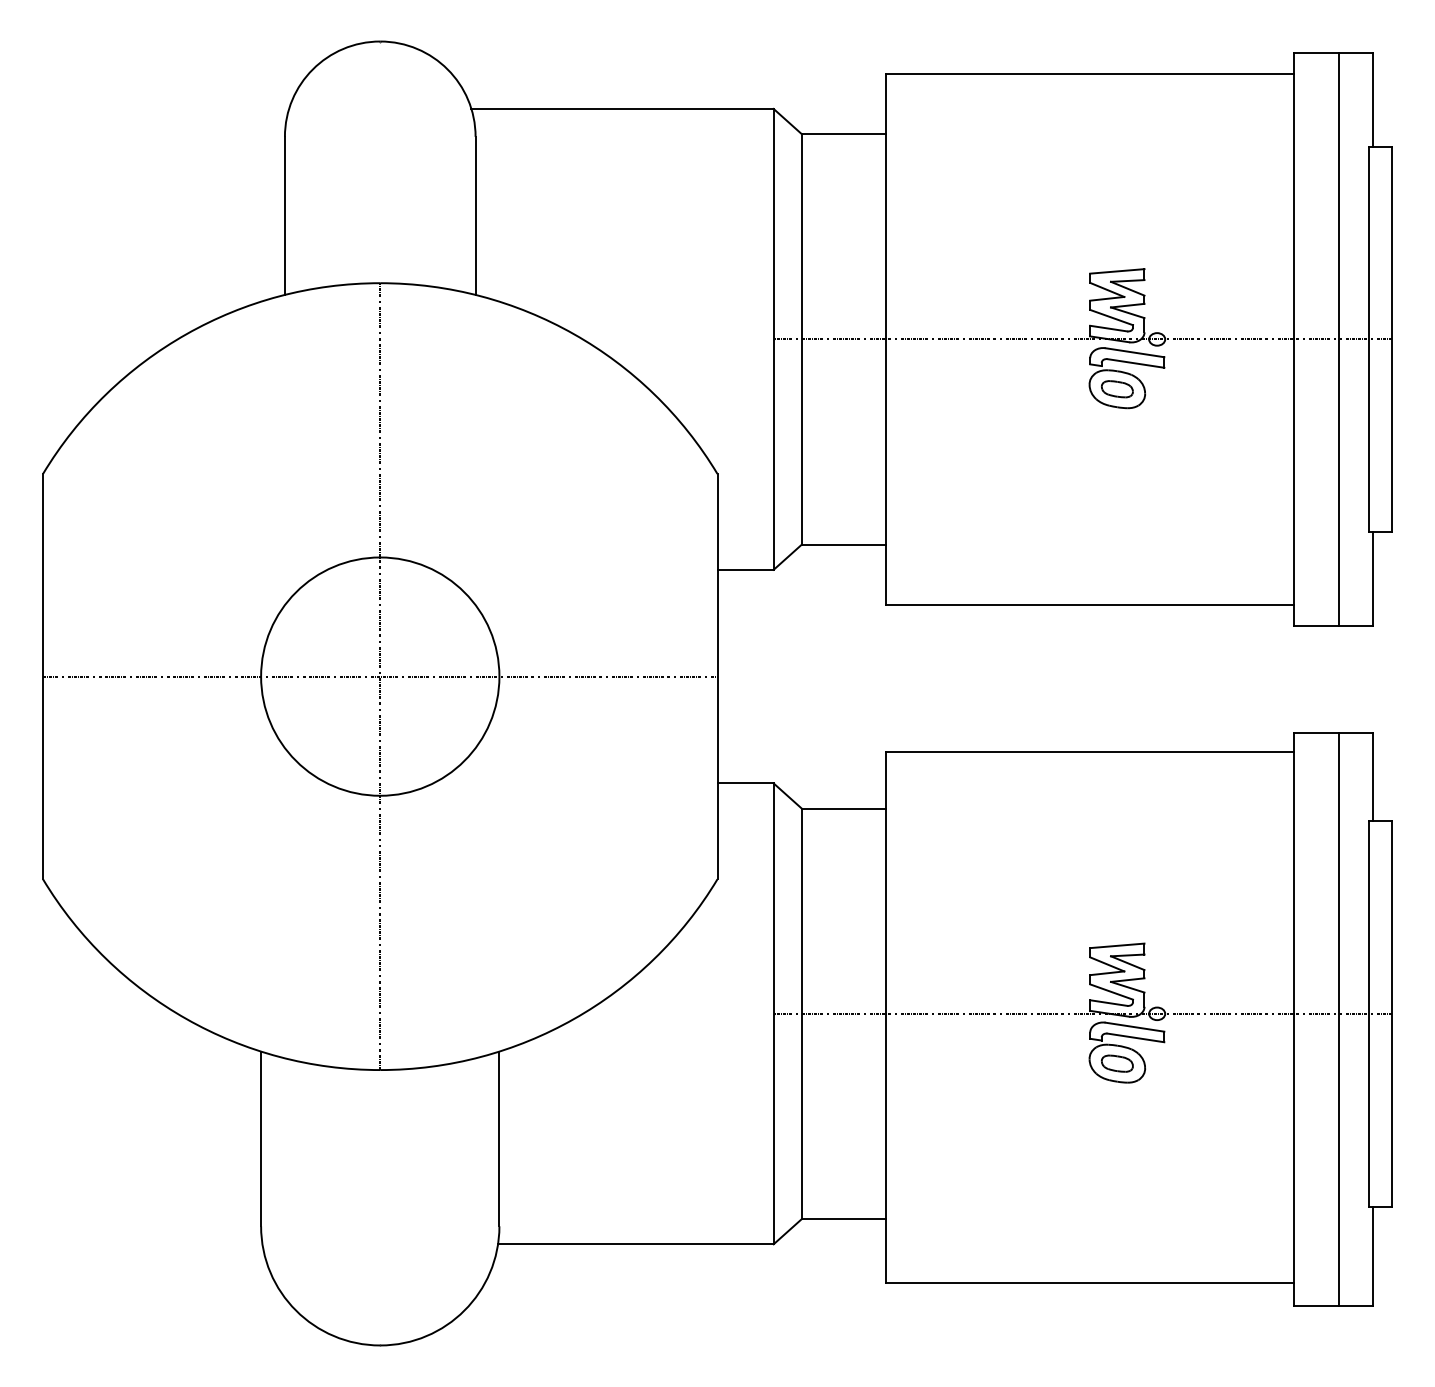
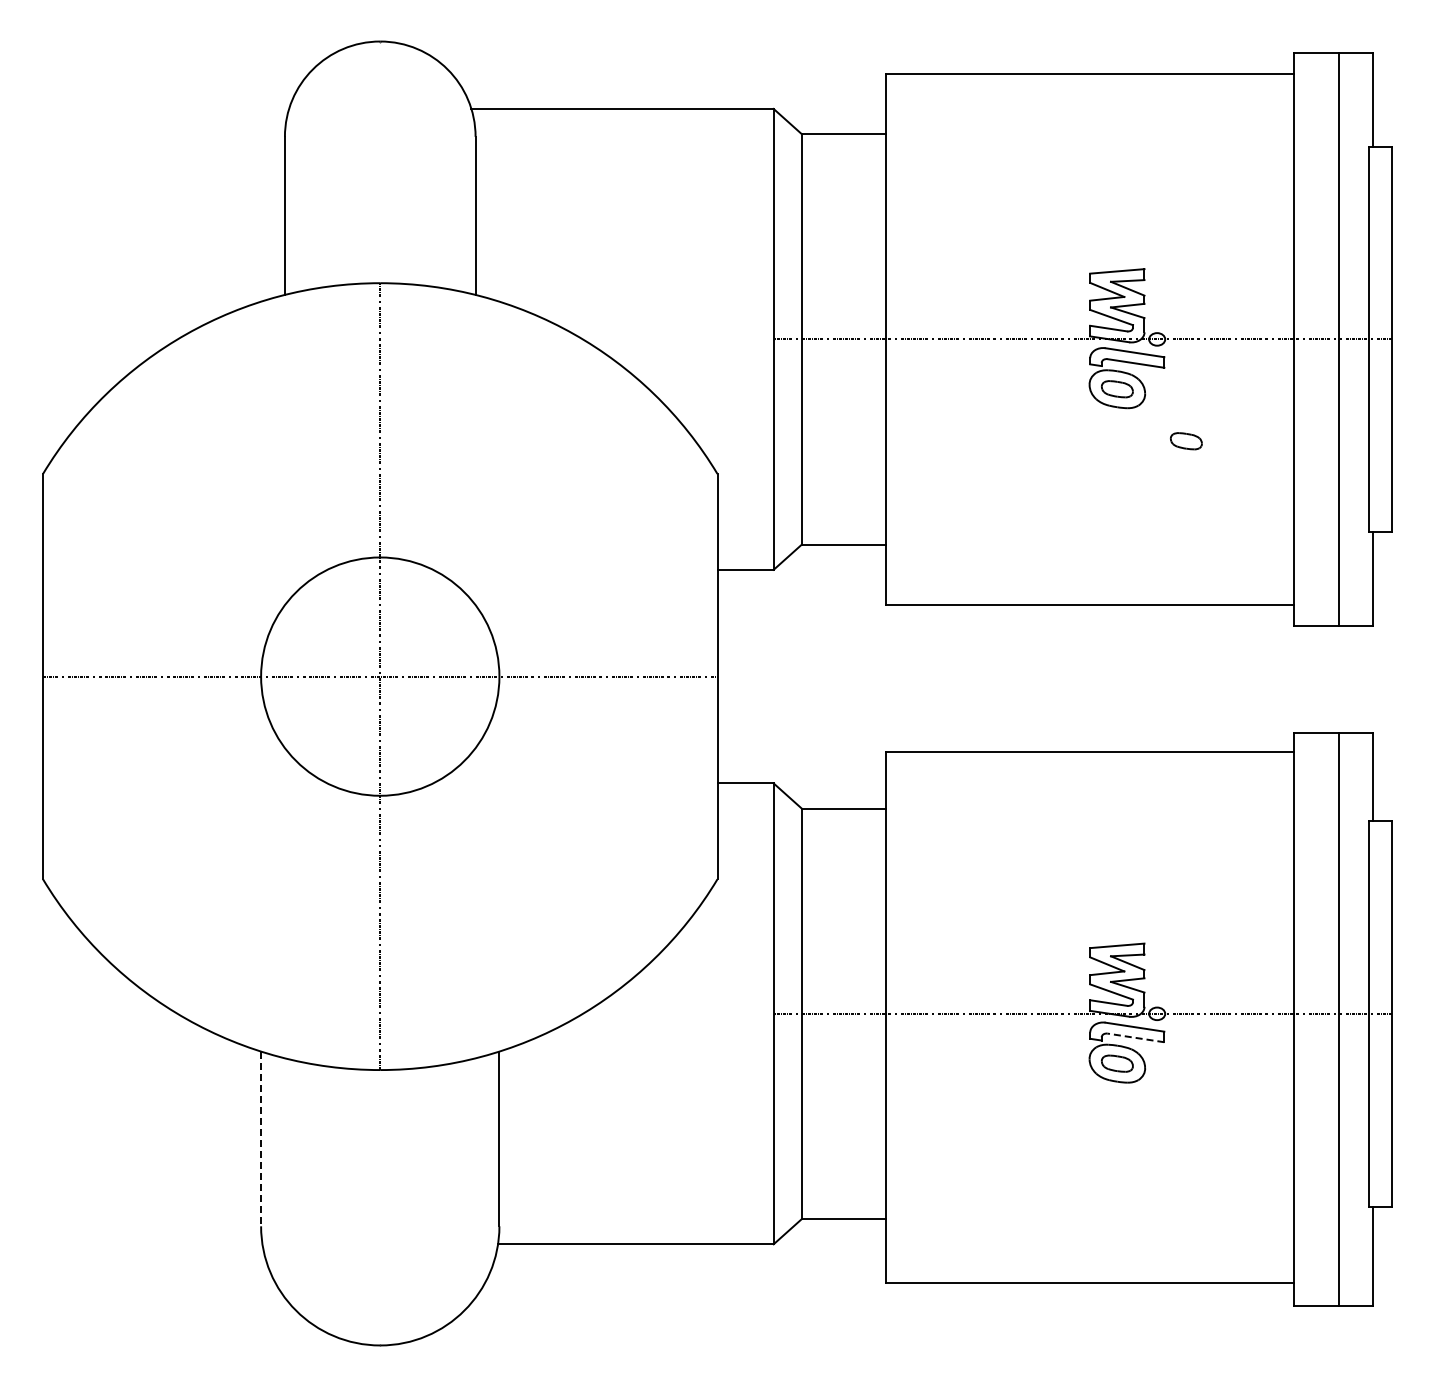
part: none -> present (1186, 441)
line: solid -> dashed (1135, 1037)
line: solid -> dashed (261, 1139)
